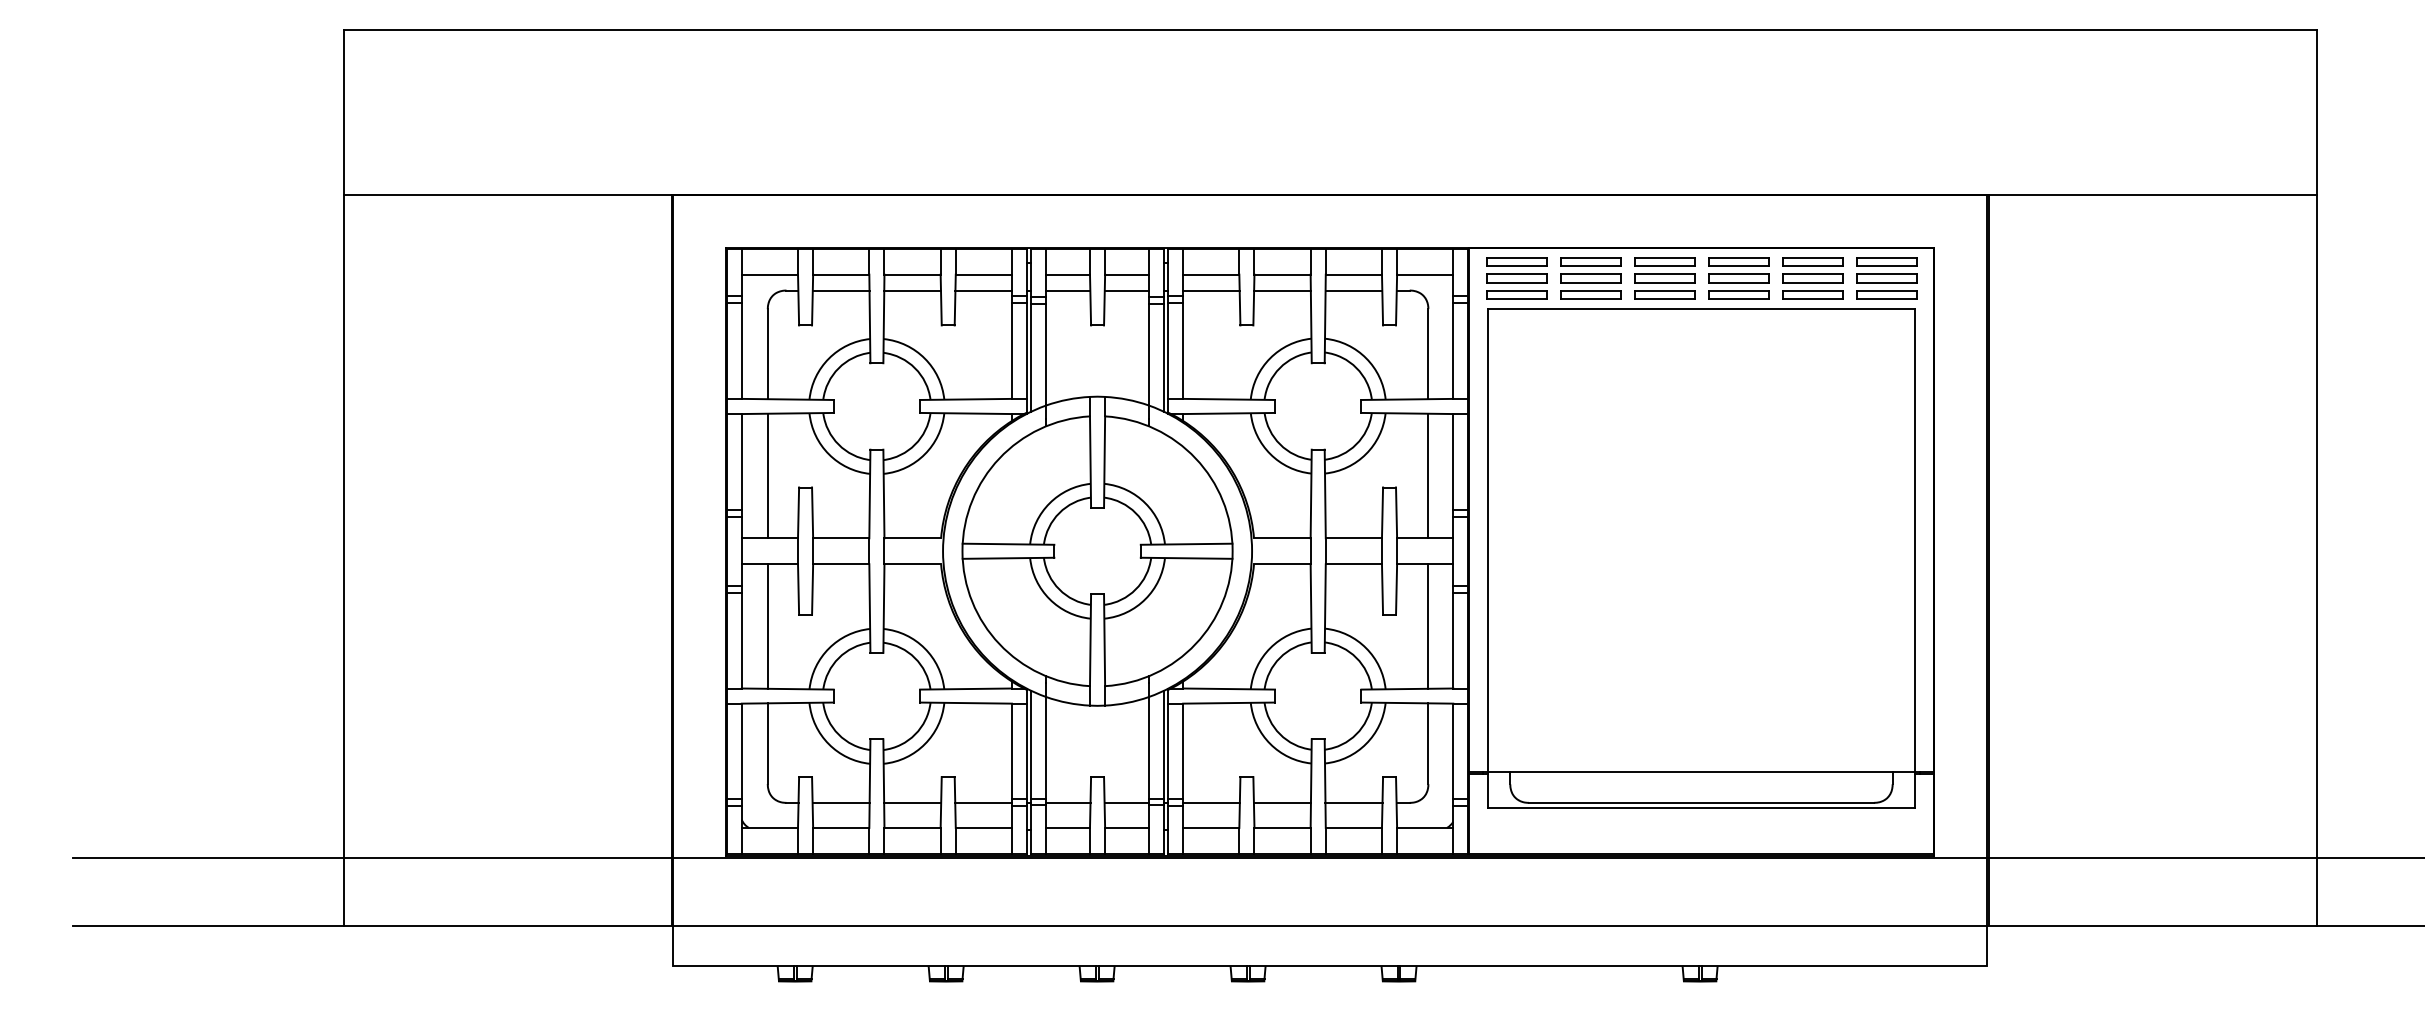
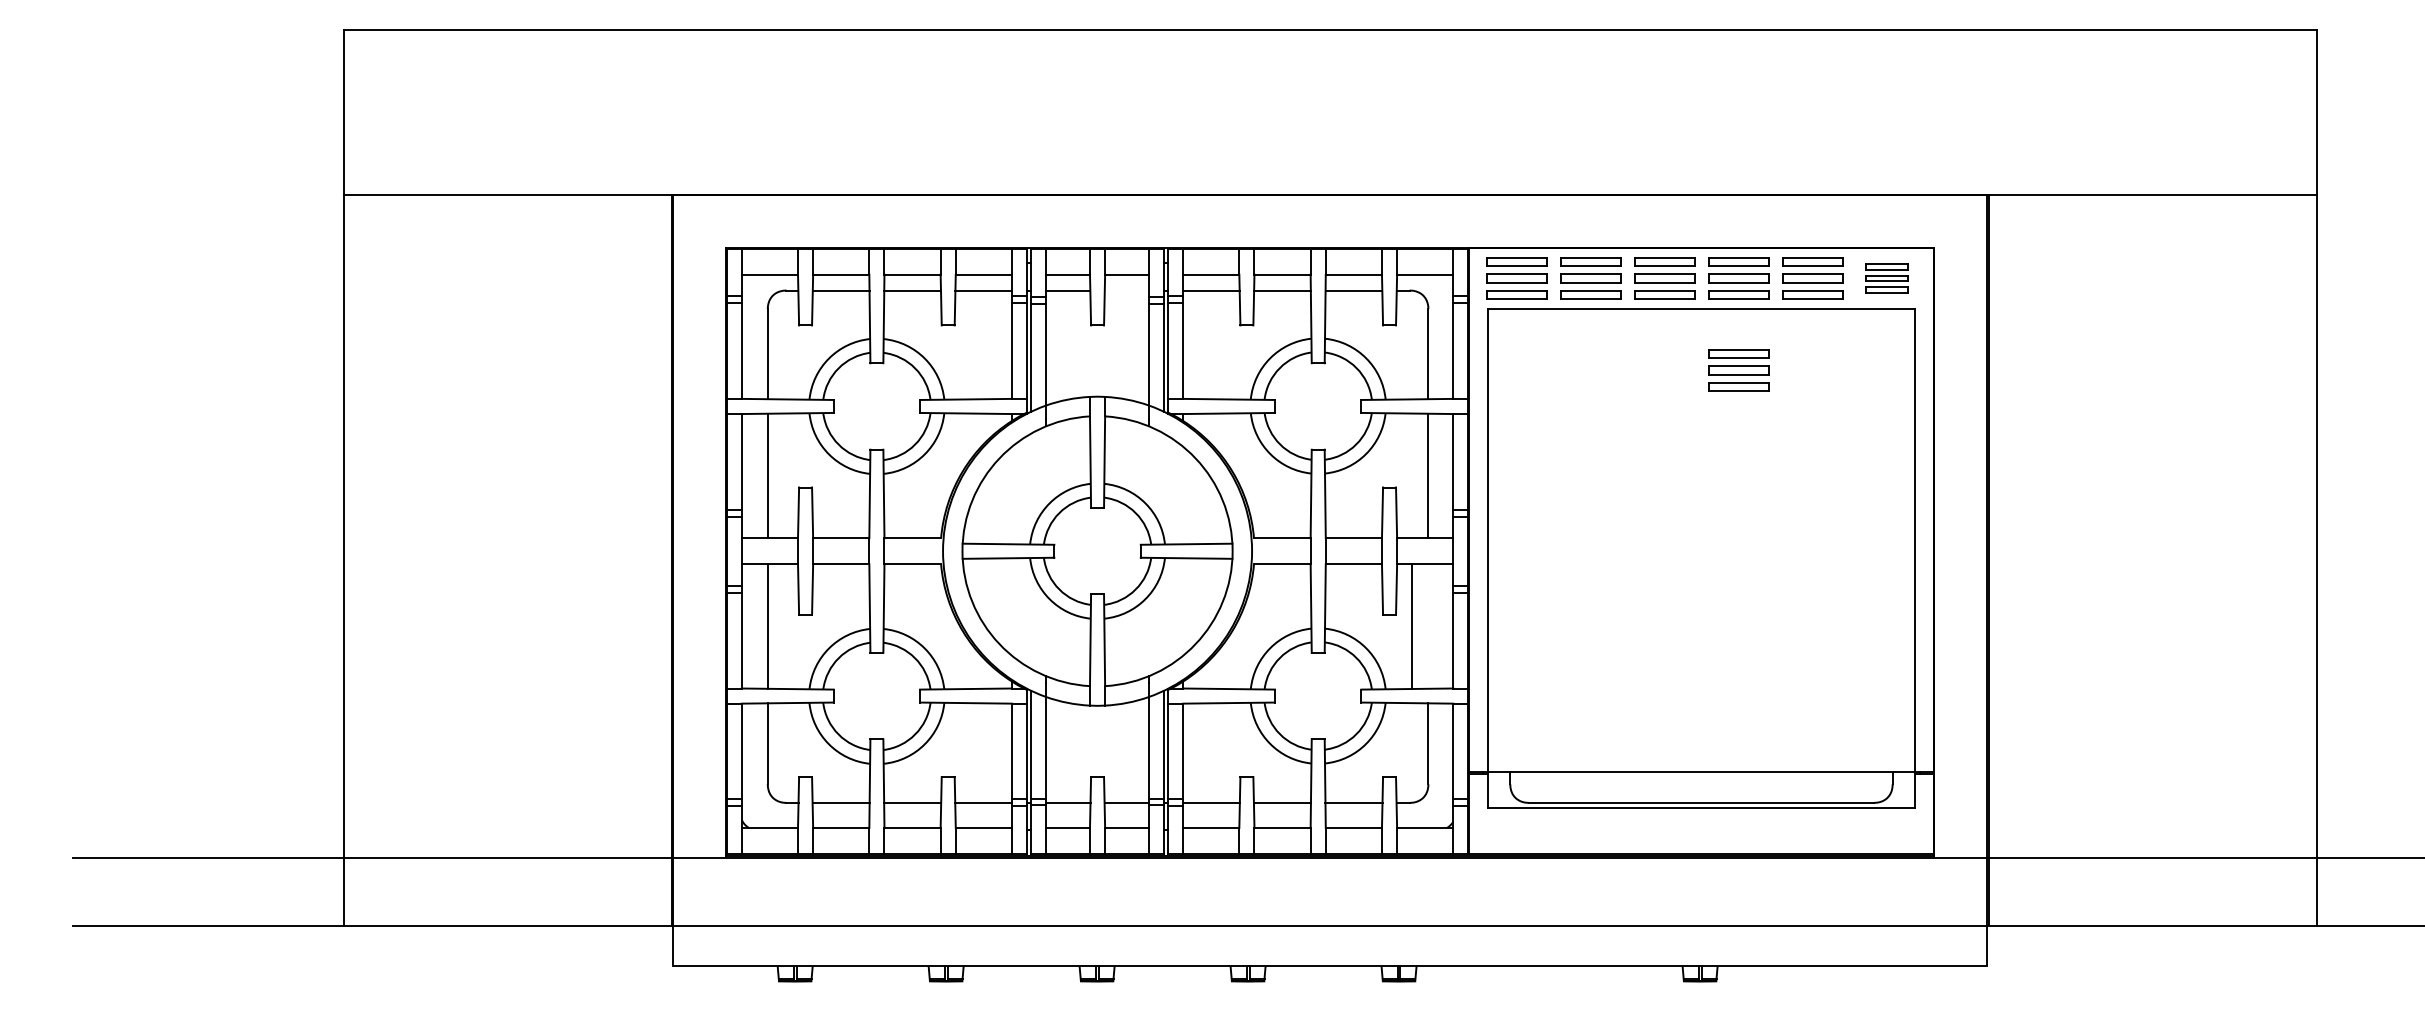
part size: 62x43 px -> 44x31 px (1886, 278)
line: present -> none (1126, 290)
part: none -> present (1738, 370)
line position: (1428, 626) -> (1412, 626) (1412, 626)
